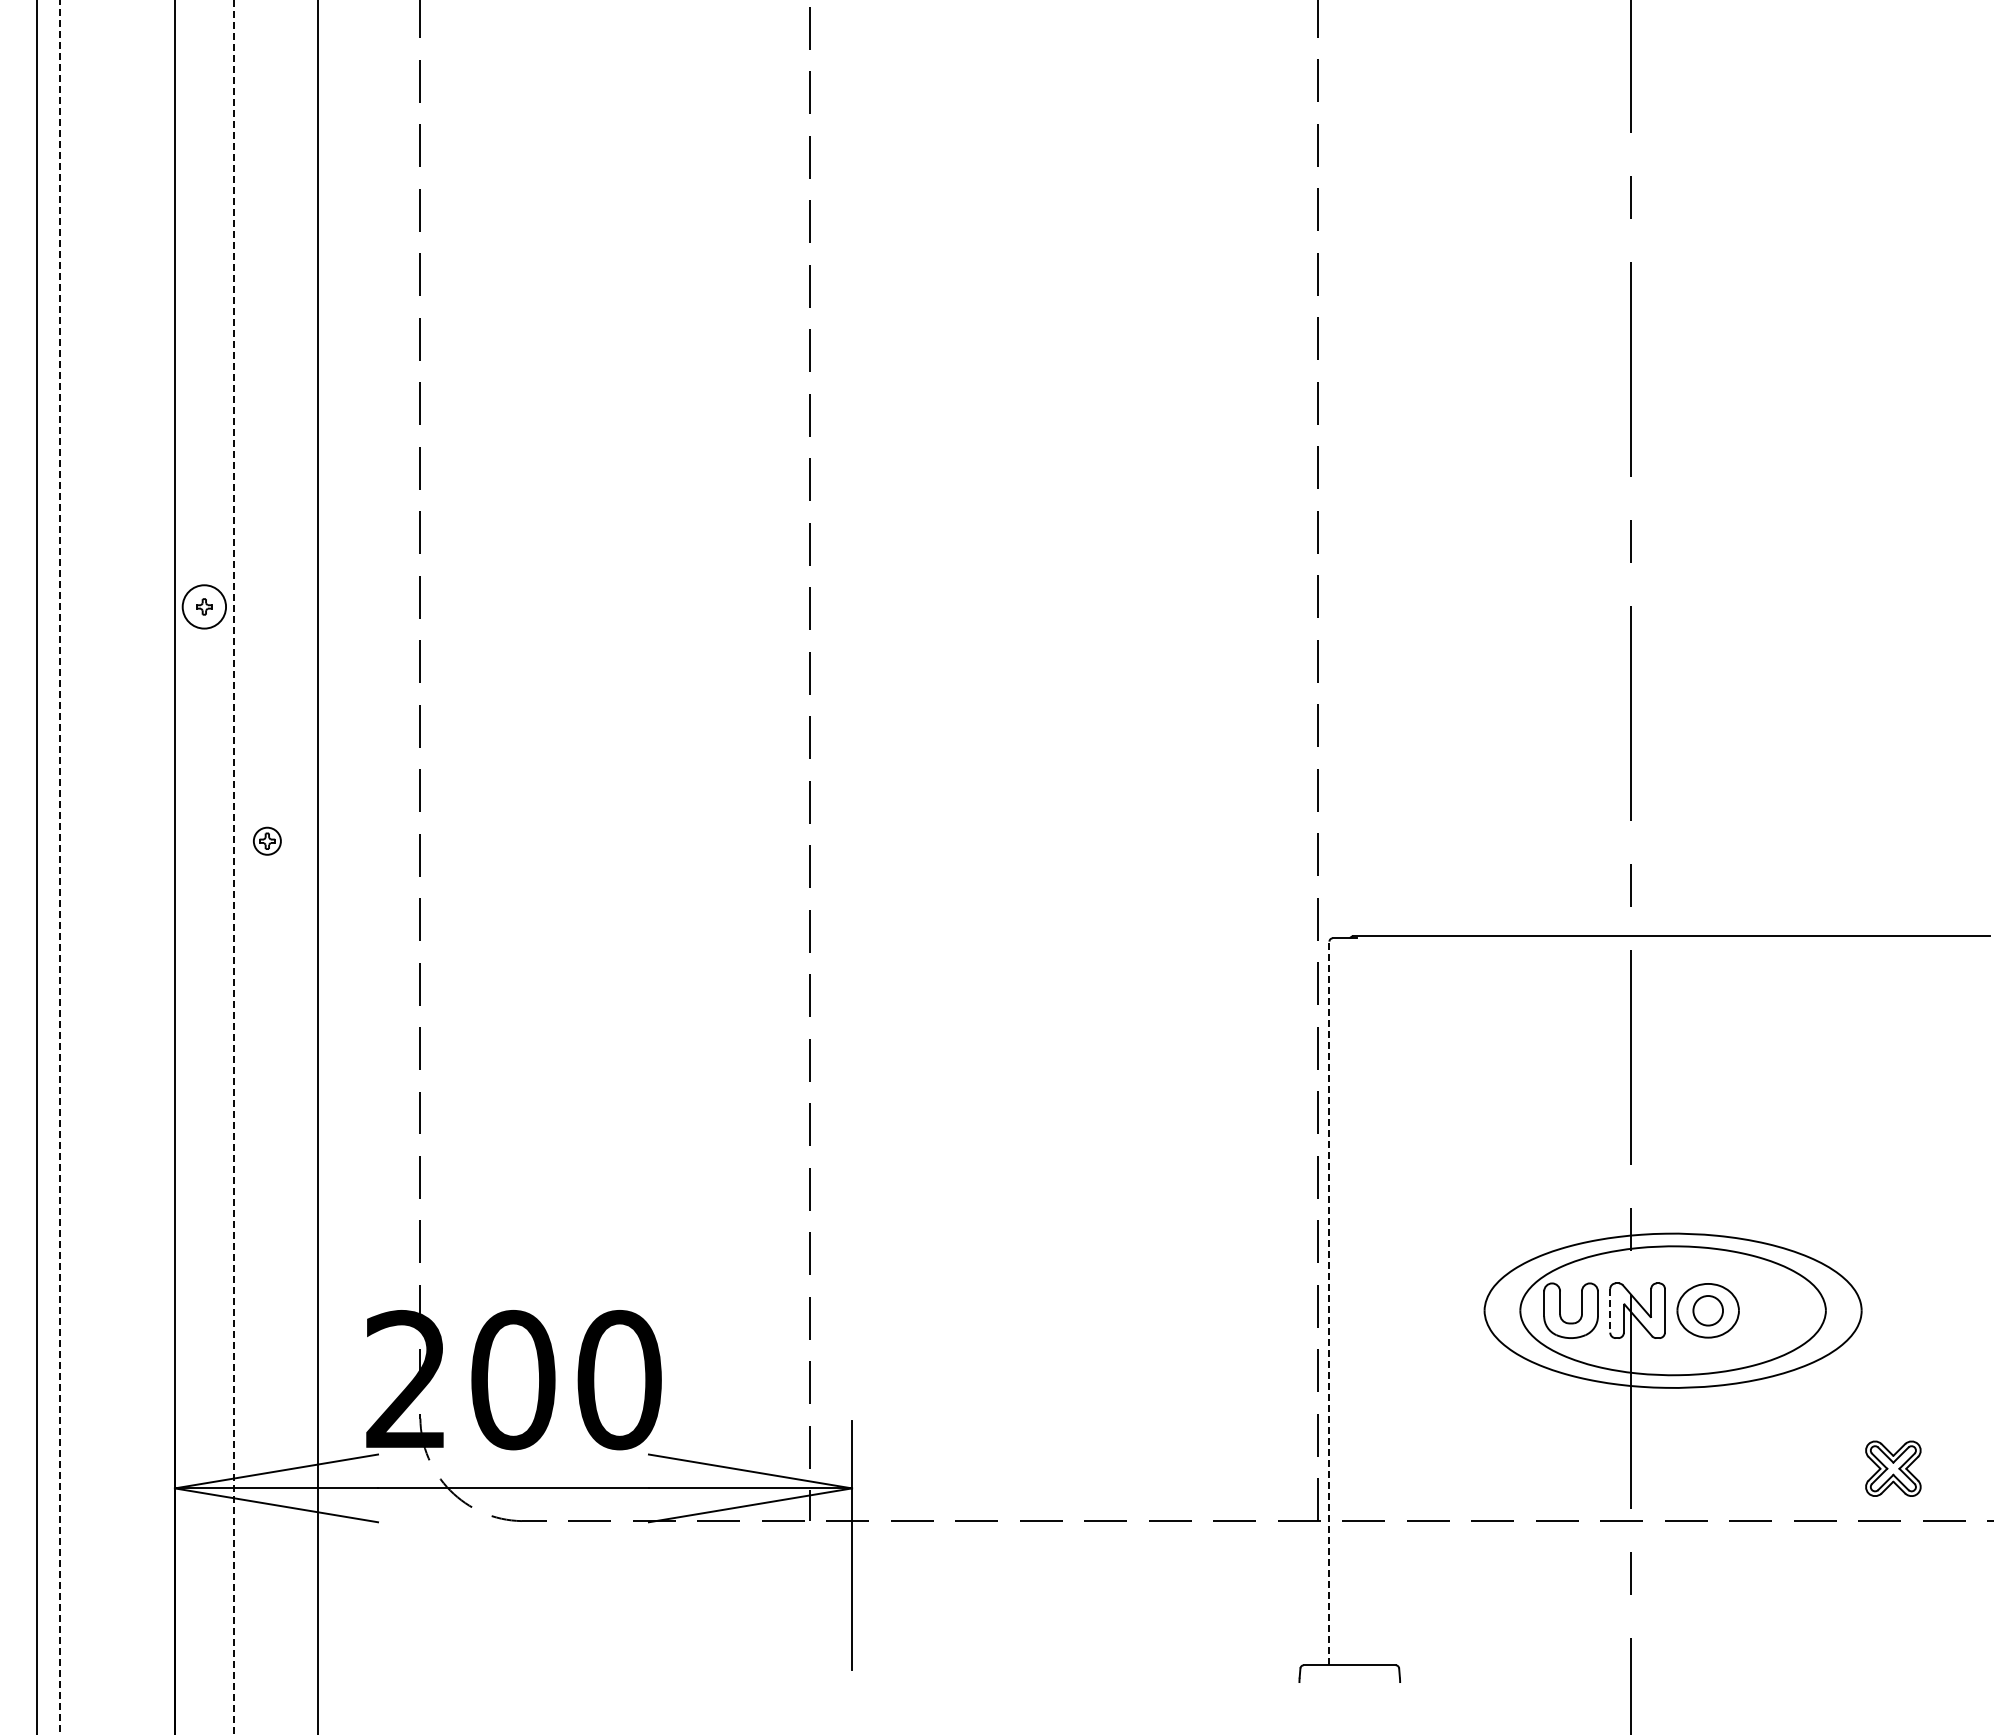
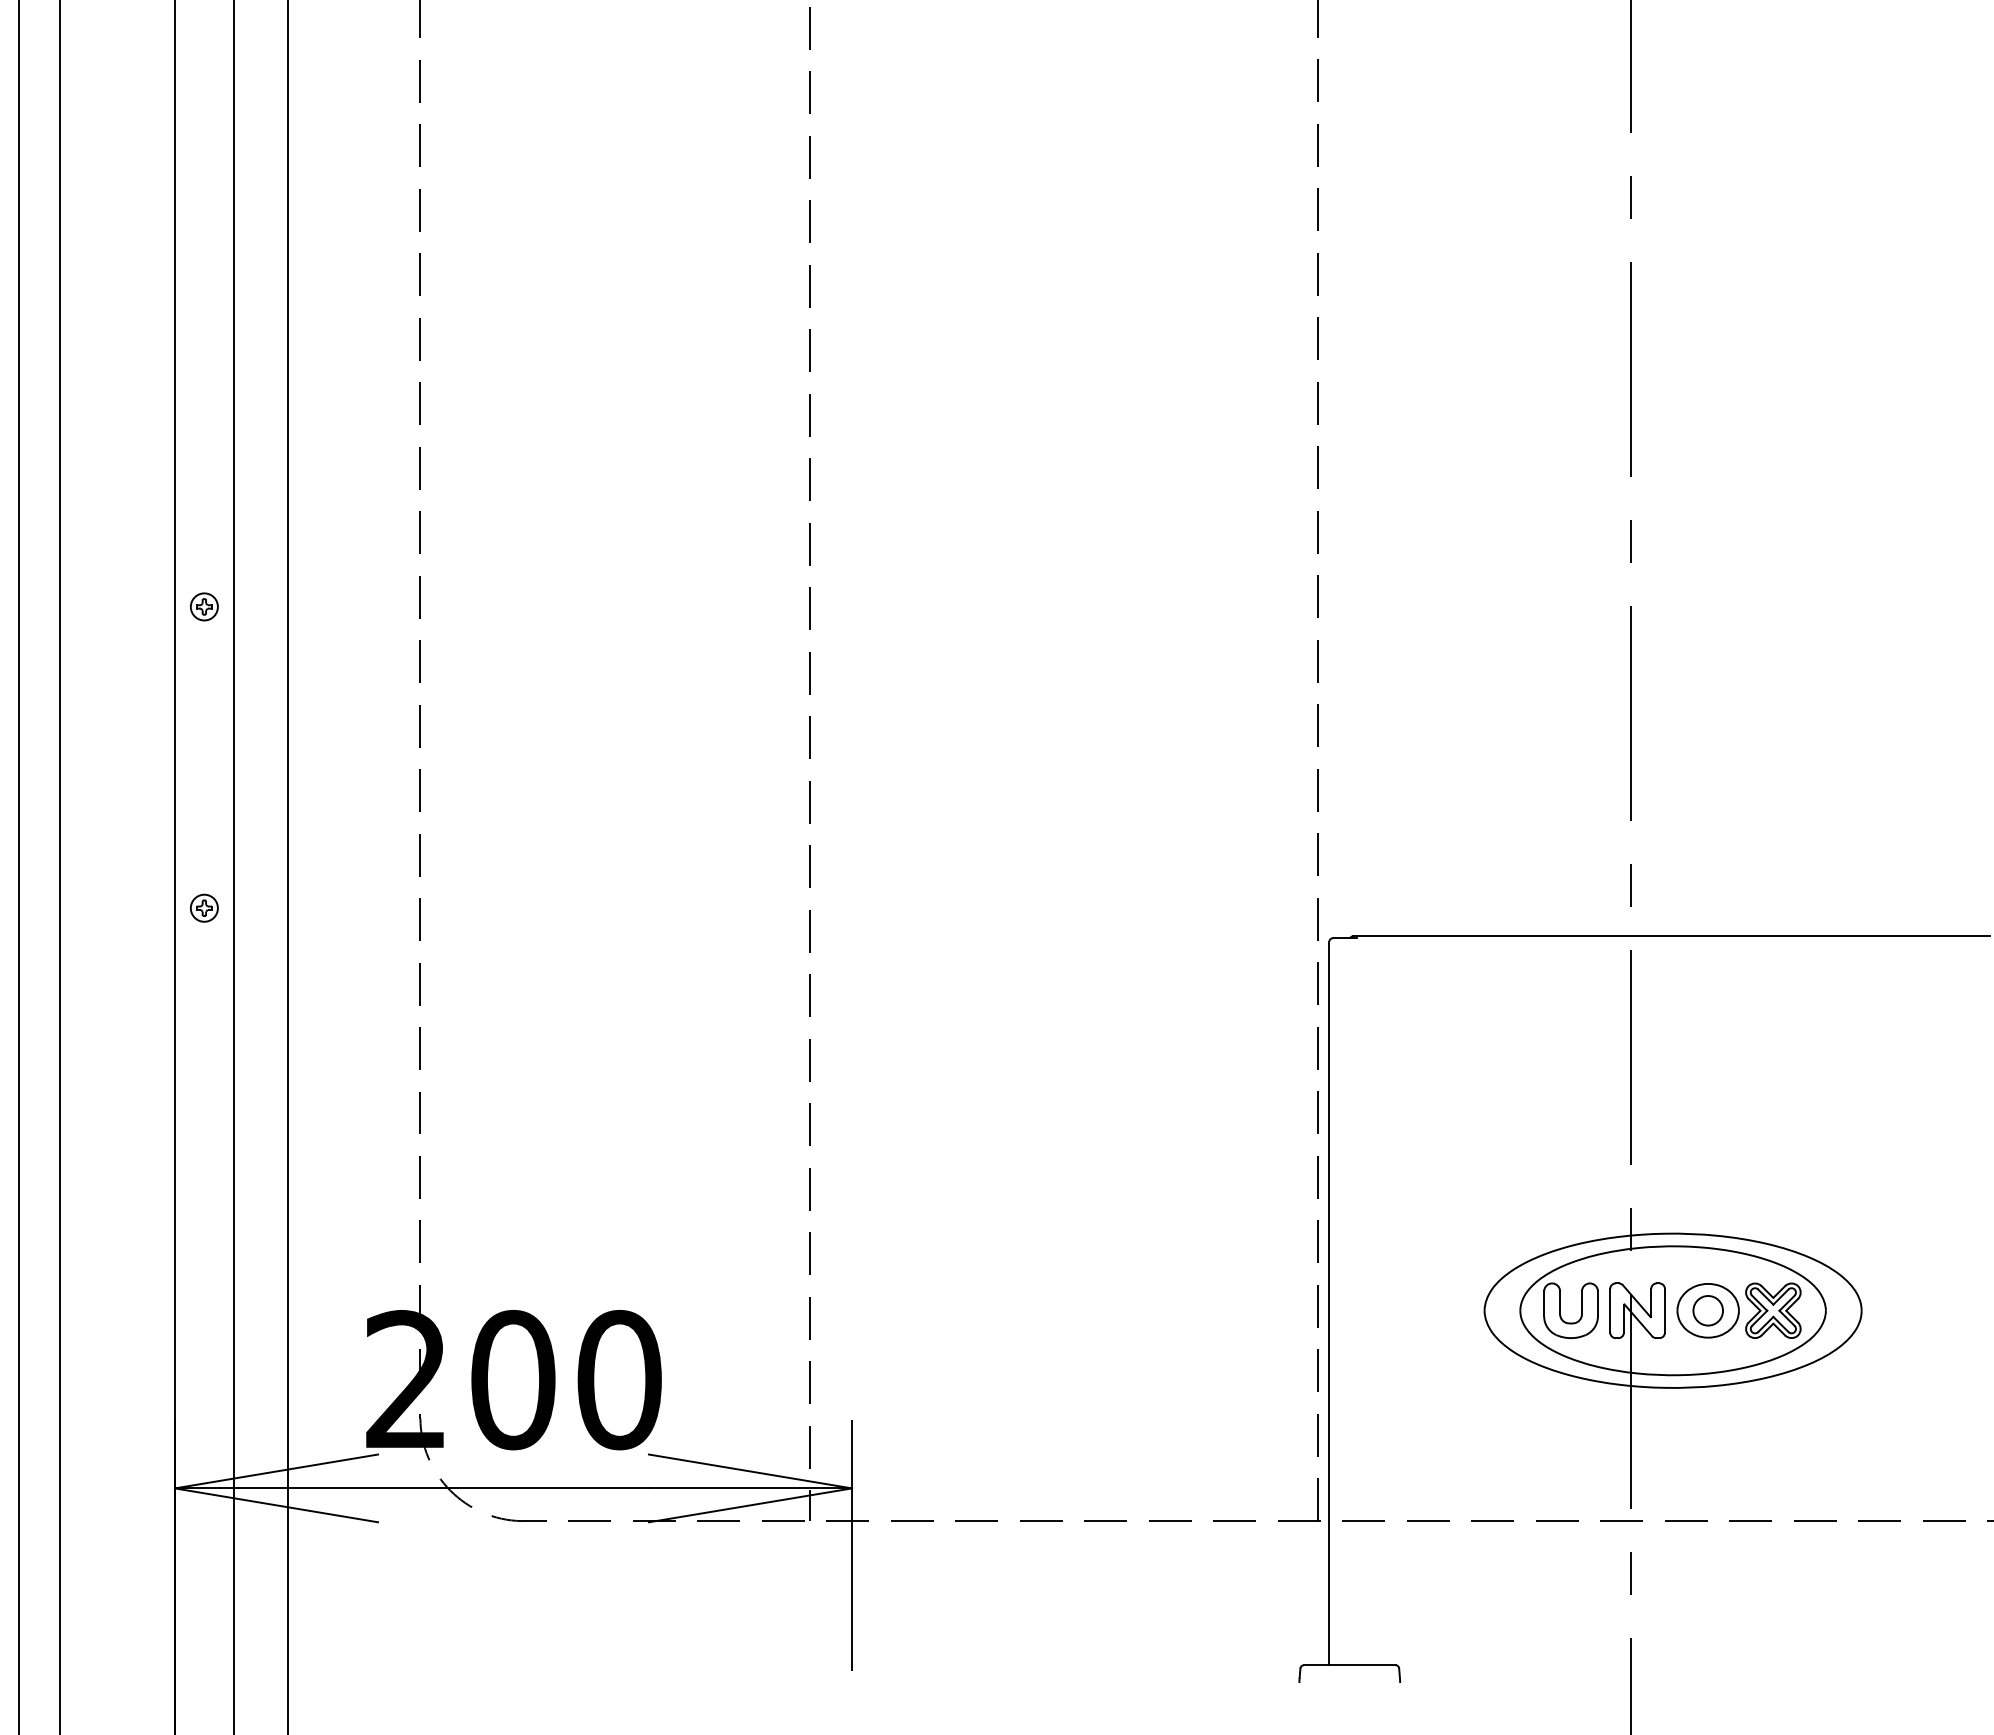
circle diameter: 43 px -> 27 px (203, 606)
part position: (267, 840) -> (204, 907) (204, 907)
line position: (37, 866) -> (19, 866) (19, 866)
line position: (318, 866) -> (288, 866) (288, 866)
line: dashed -> solid (59, 867)
line: dashed -> solid (234, 867)
line: dashed -> solid (1329, 1303)
line: dashed -> solid (1610, 1310)
part position: (1893, 1468) -> (1773, 1310) (1773, 1310)
